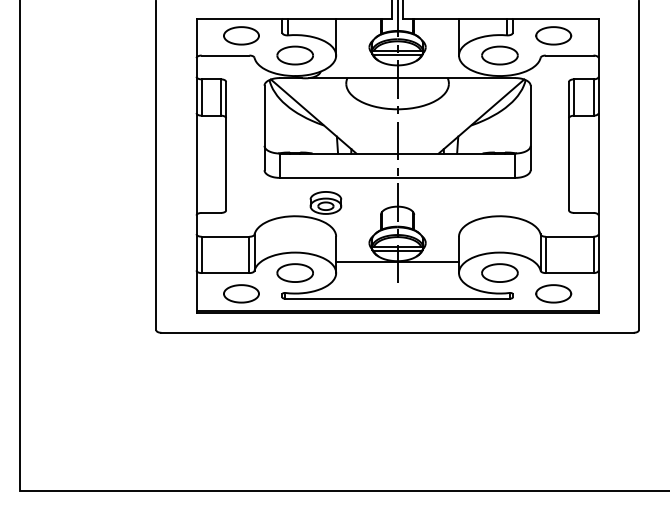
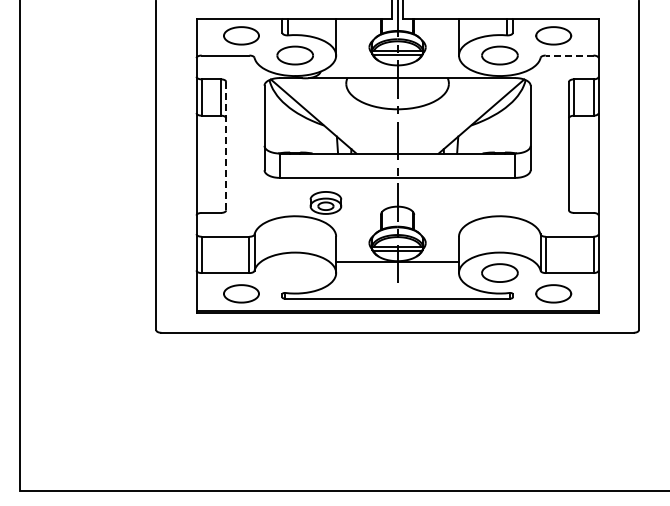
line: solid -> dashed (569, 55)
line: solid -> dashed (226, 146)
part: present -> none (294, 272)
